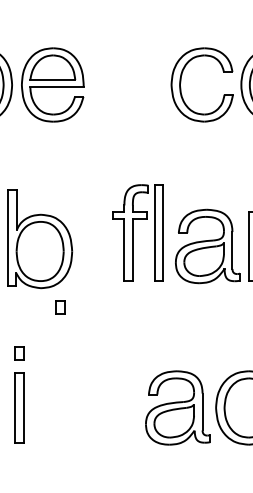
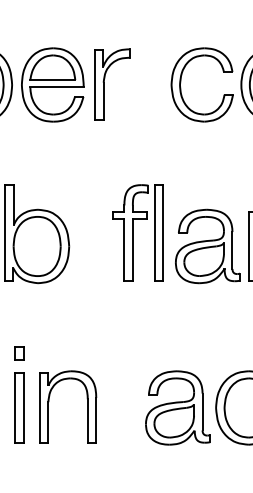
part: none -> present (104, 84)
part position: (40, 239) -> (37, 234) (37, 234)
part: present -> none (60, 307)
part: none -> present (87, 406)
